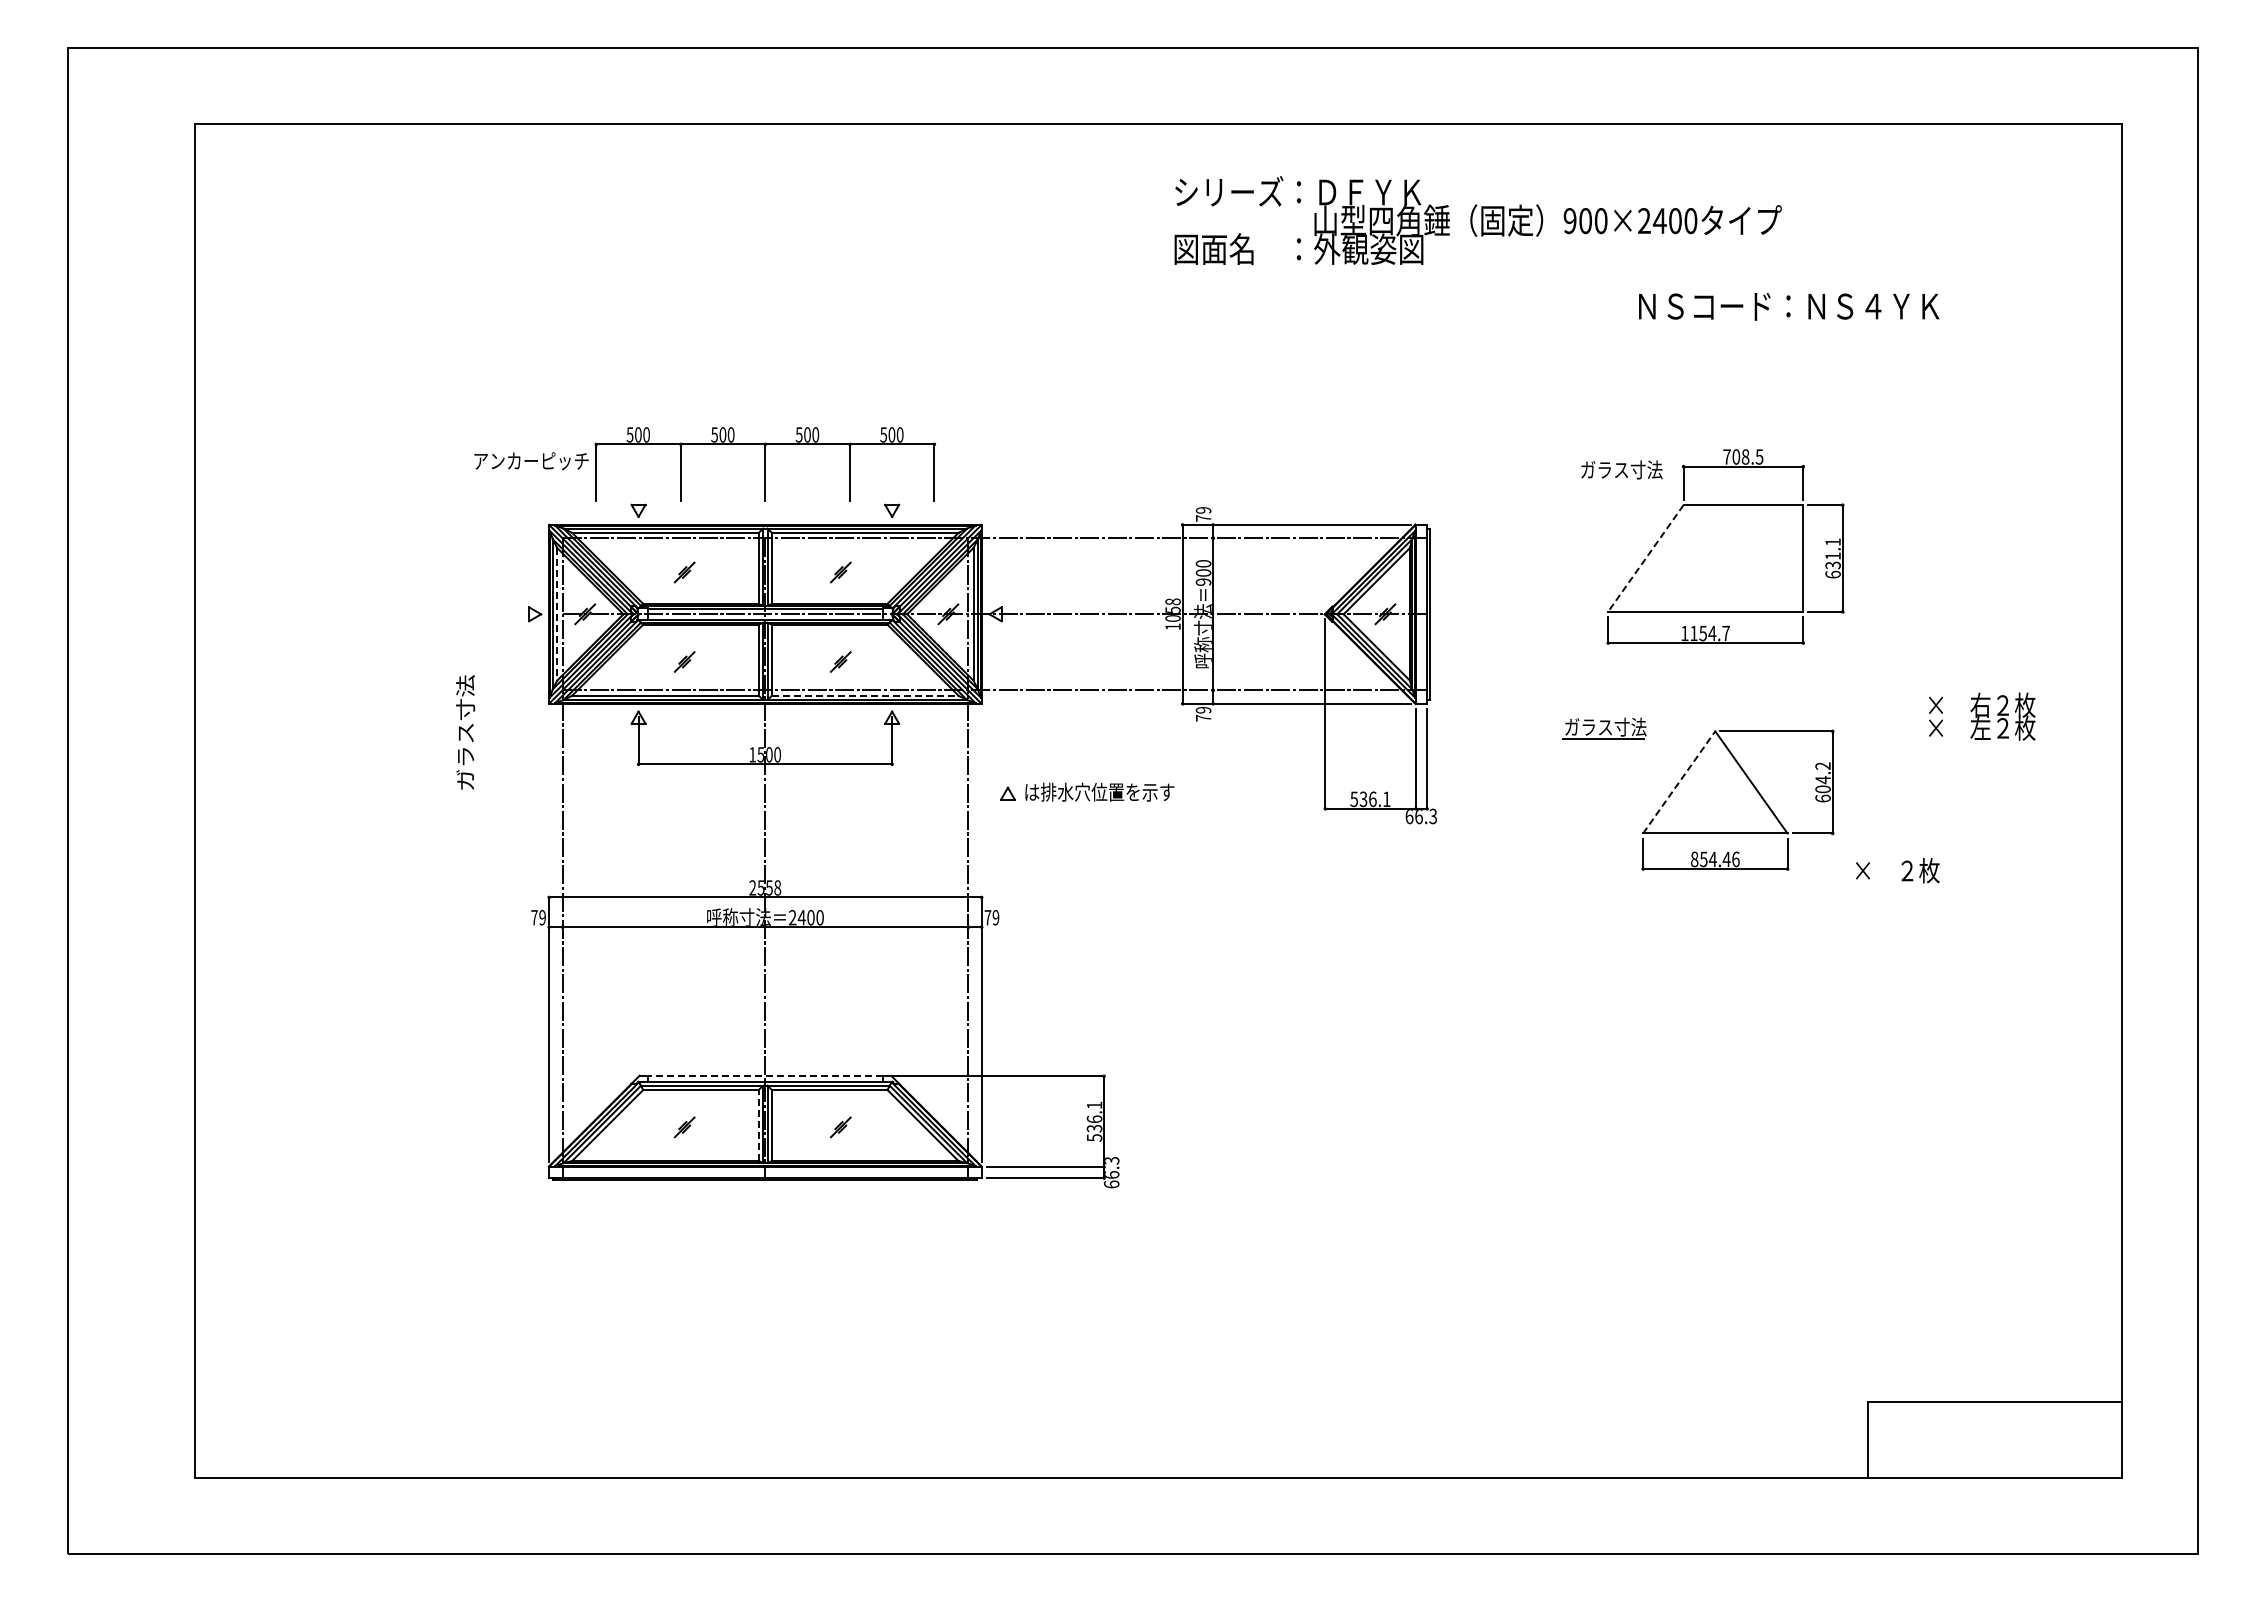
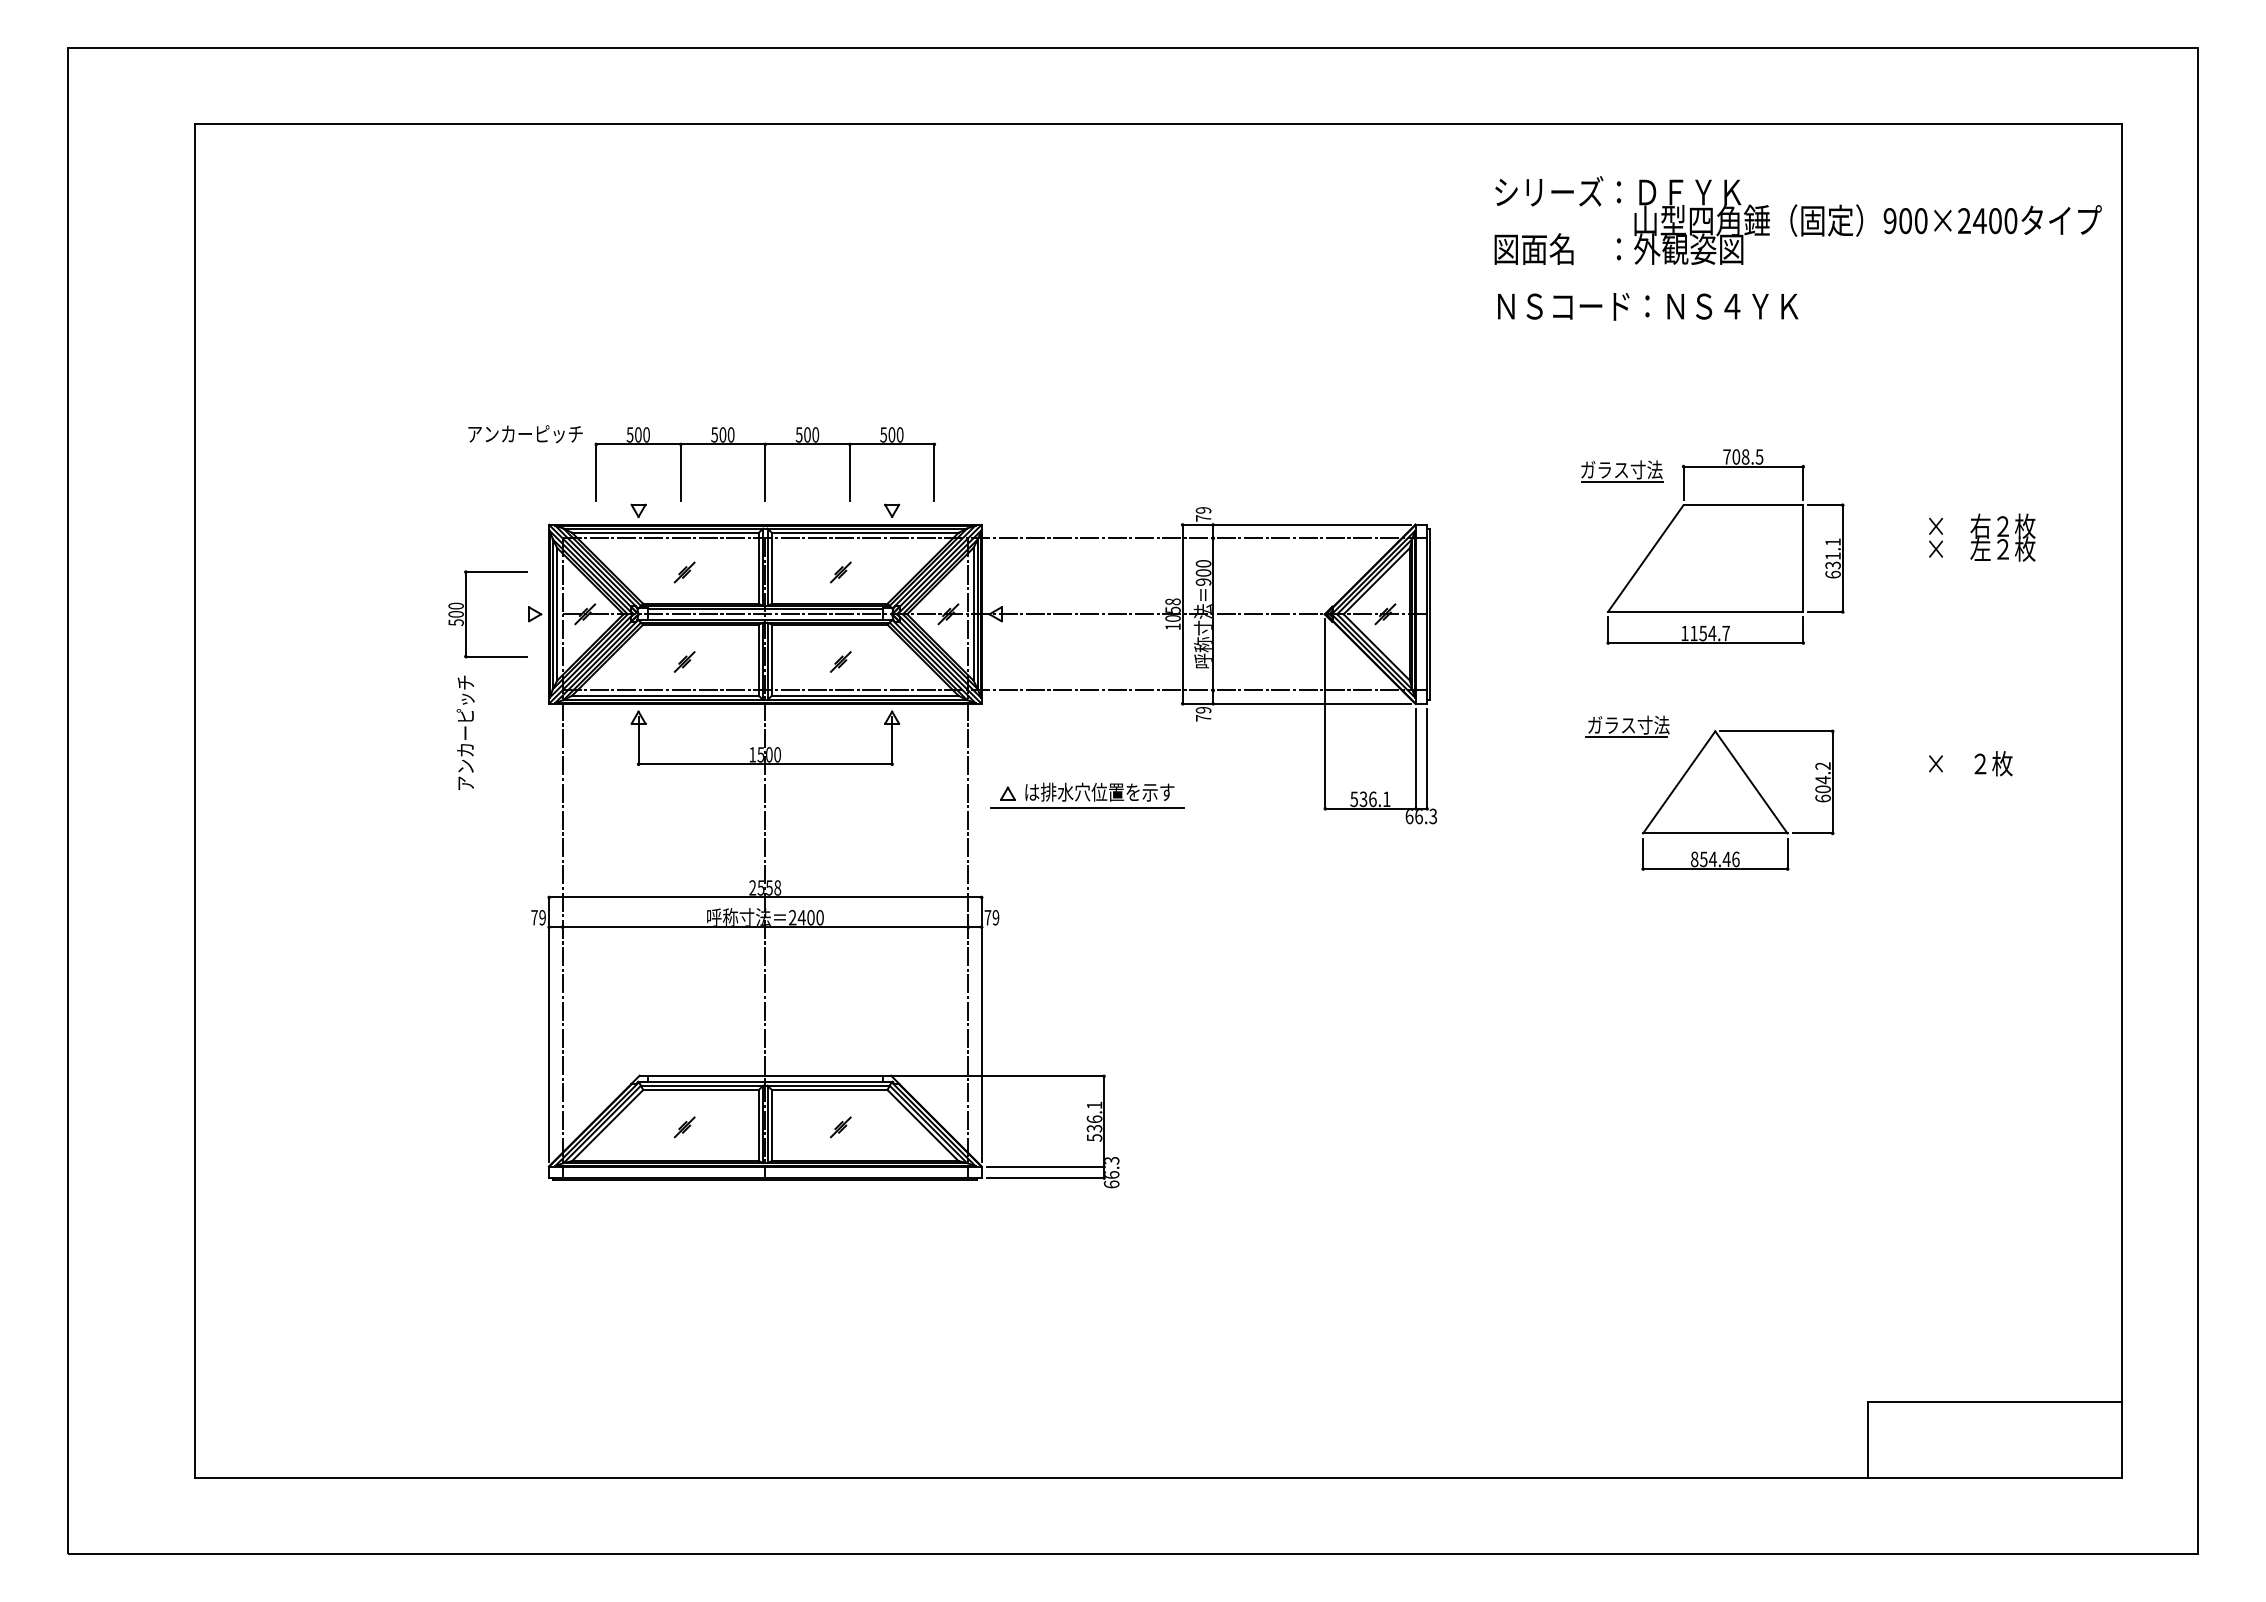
text position: (1477, 220) -> (1797, 220) (1797, 220)
text position: (1789, 306) -> (1648, 306) (1648, 306)
text position: (531, 461) -> (525, 434) (525, 434)
line: none -> present (1621, 481)
line: dashed -> solid (1645, 558)
part: none -> present (466, 614)
line: dashed -> solid (557, 614)
line: dashed -> solid (865, 695)
text position: (1982, 716) -> (1982, 537) (1982, 537)
part position: (1604, 728) -> (1627, 726) (1627, 726)
text: ガラス寸法 -> アンカーピッチ (465, 732)
line: dashed -> solid (1679, 782)
line: none -> present (1087, 808)
text position: (1897, 870) -> (1970, 763) (1970, 763)
line: dashed -> solid (764, 1076)
line: dashed -> solid (758, 1125)
